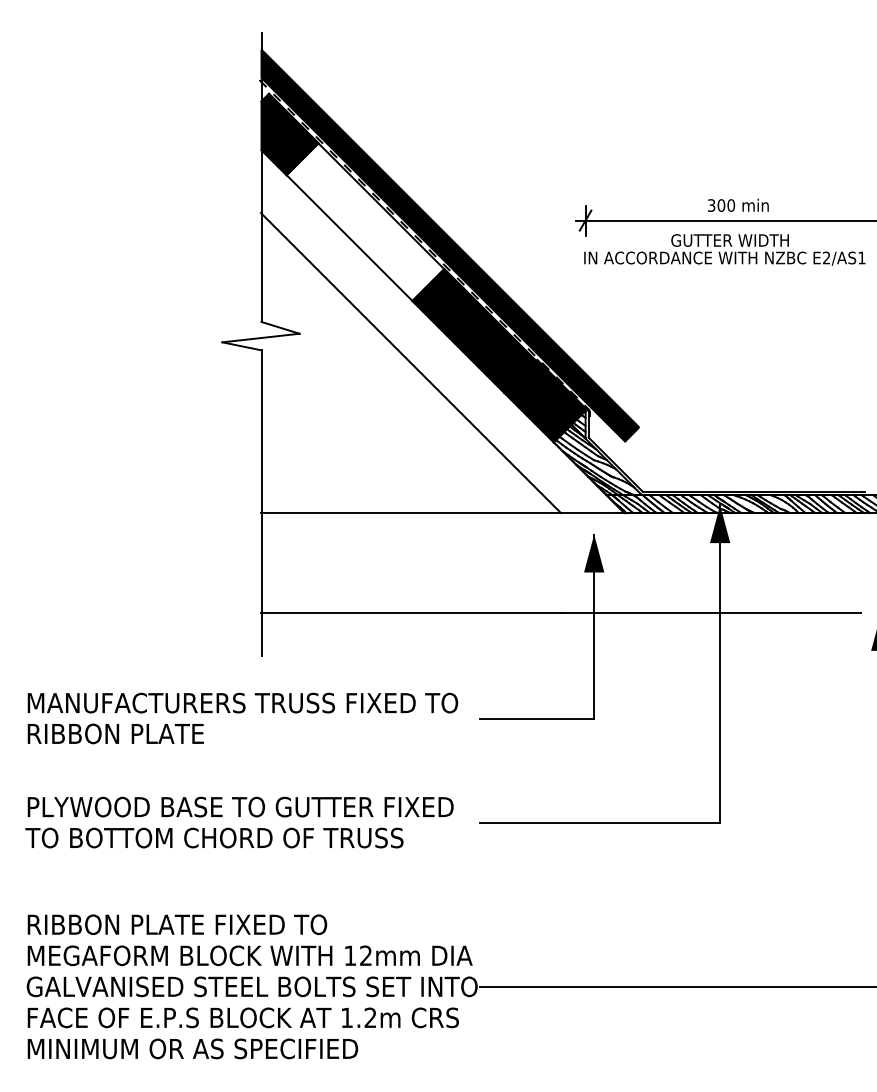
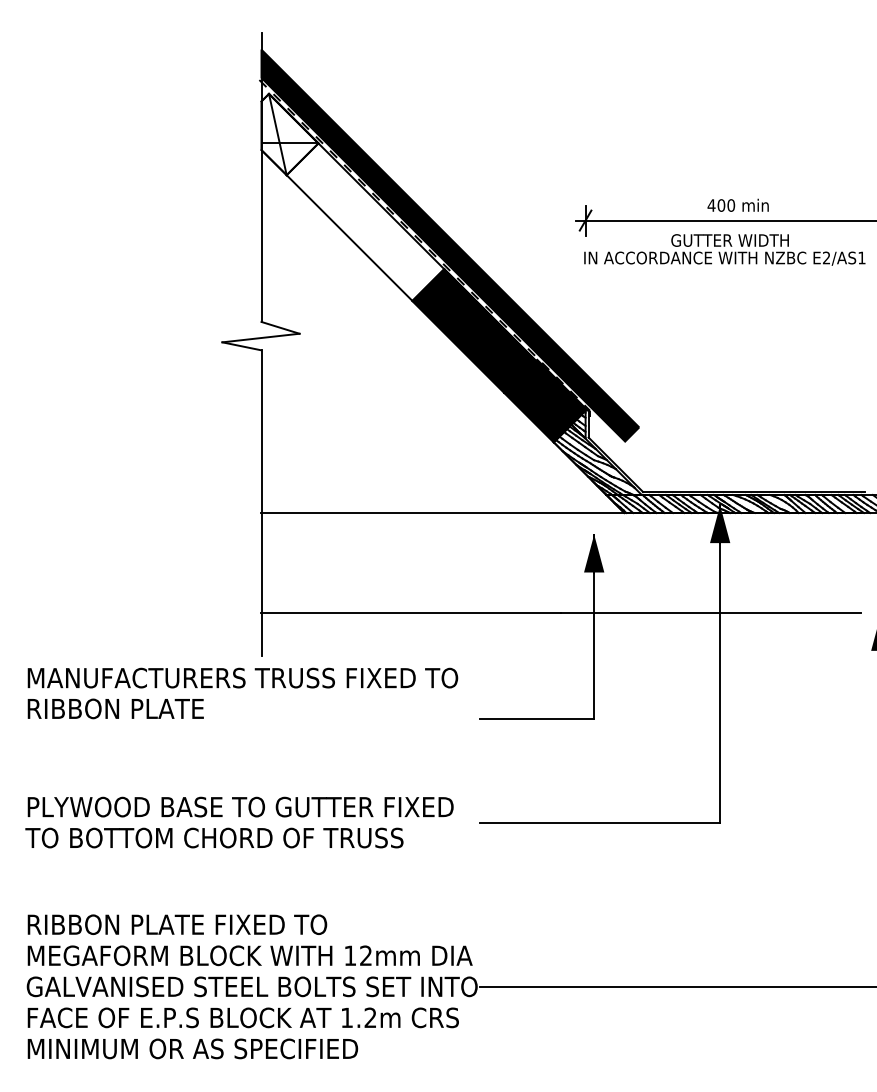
fill: present -> none (289, 134)
text: 300 -> 400 (711, 205)
line: present -> none (410, 362)
text position: (242, 718) -> (242, 693) (242, 693)
